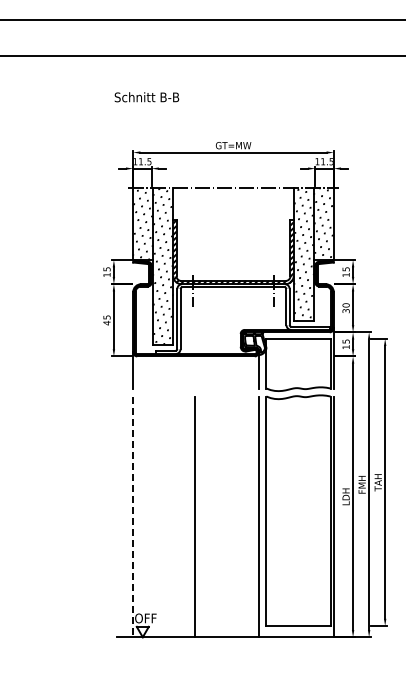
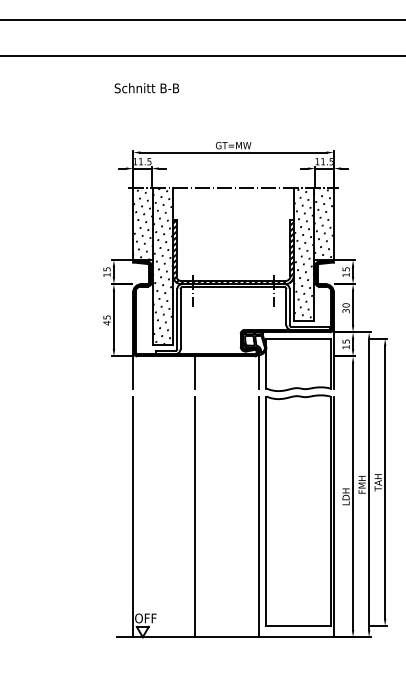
text position: (146, 97) -> (146, 88) (146, 88)
line: none -> present (194, 372)
line: dashed -> solid (133, 517)
